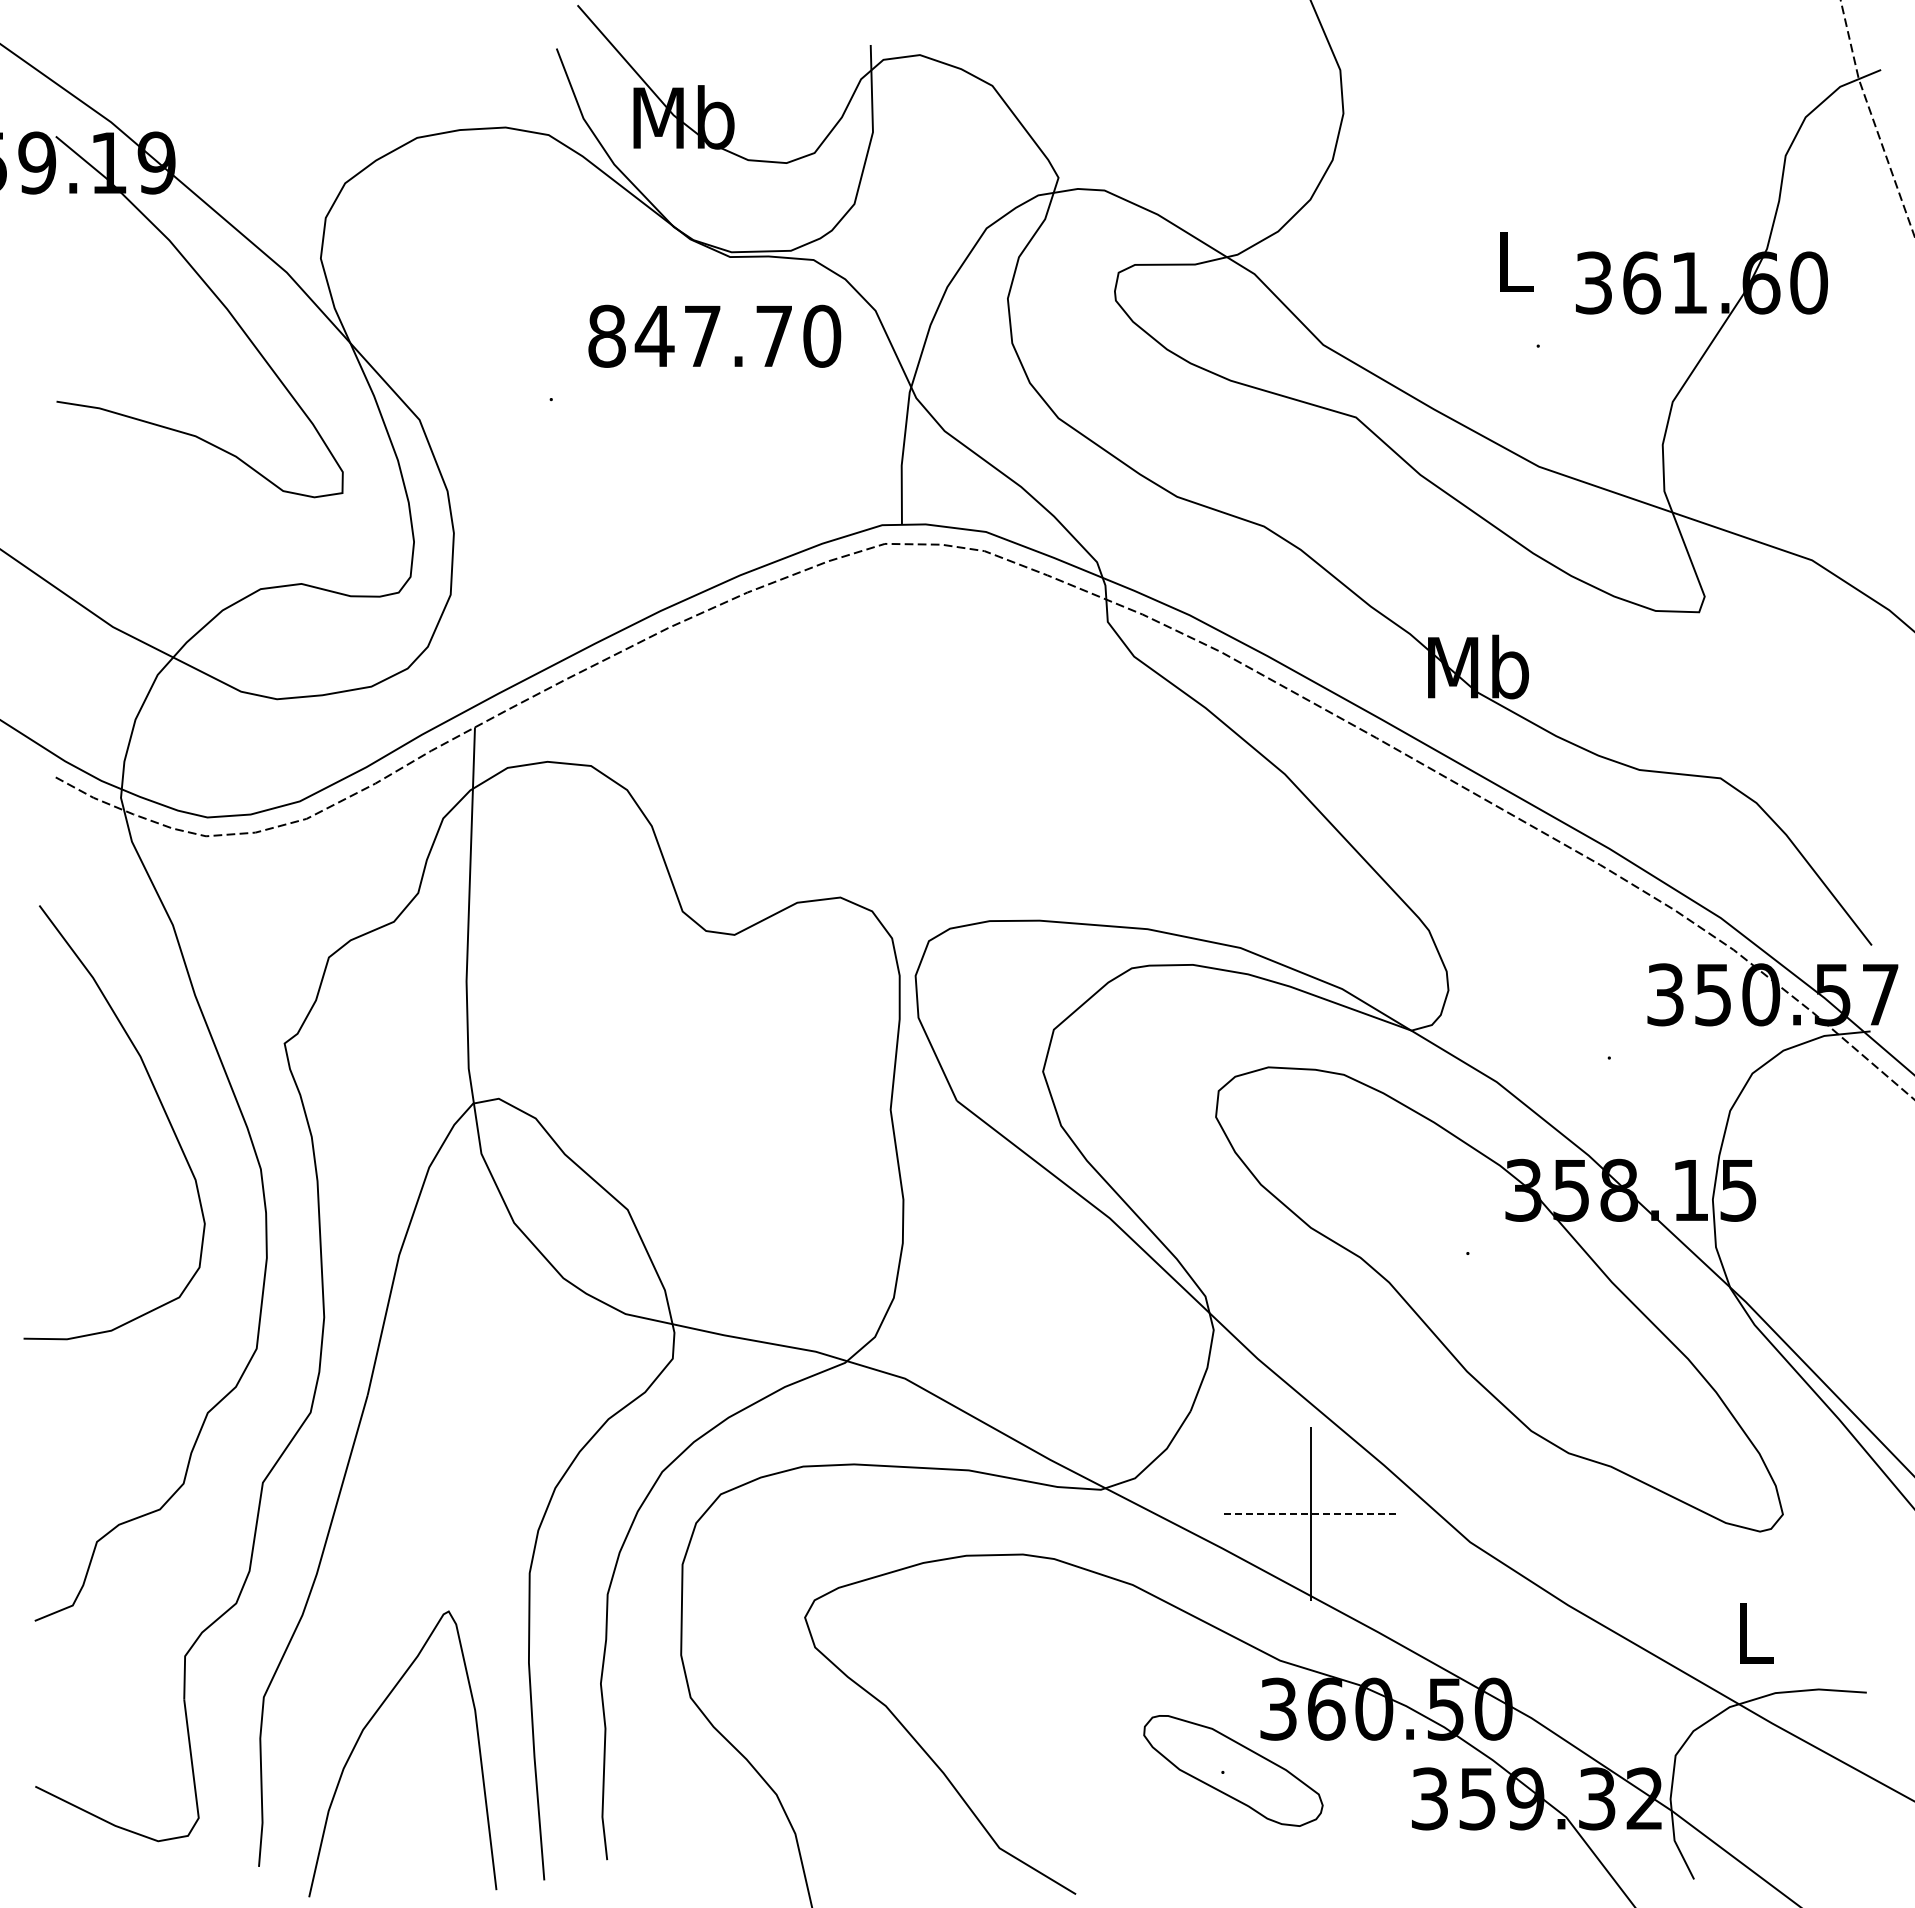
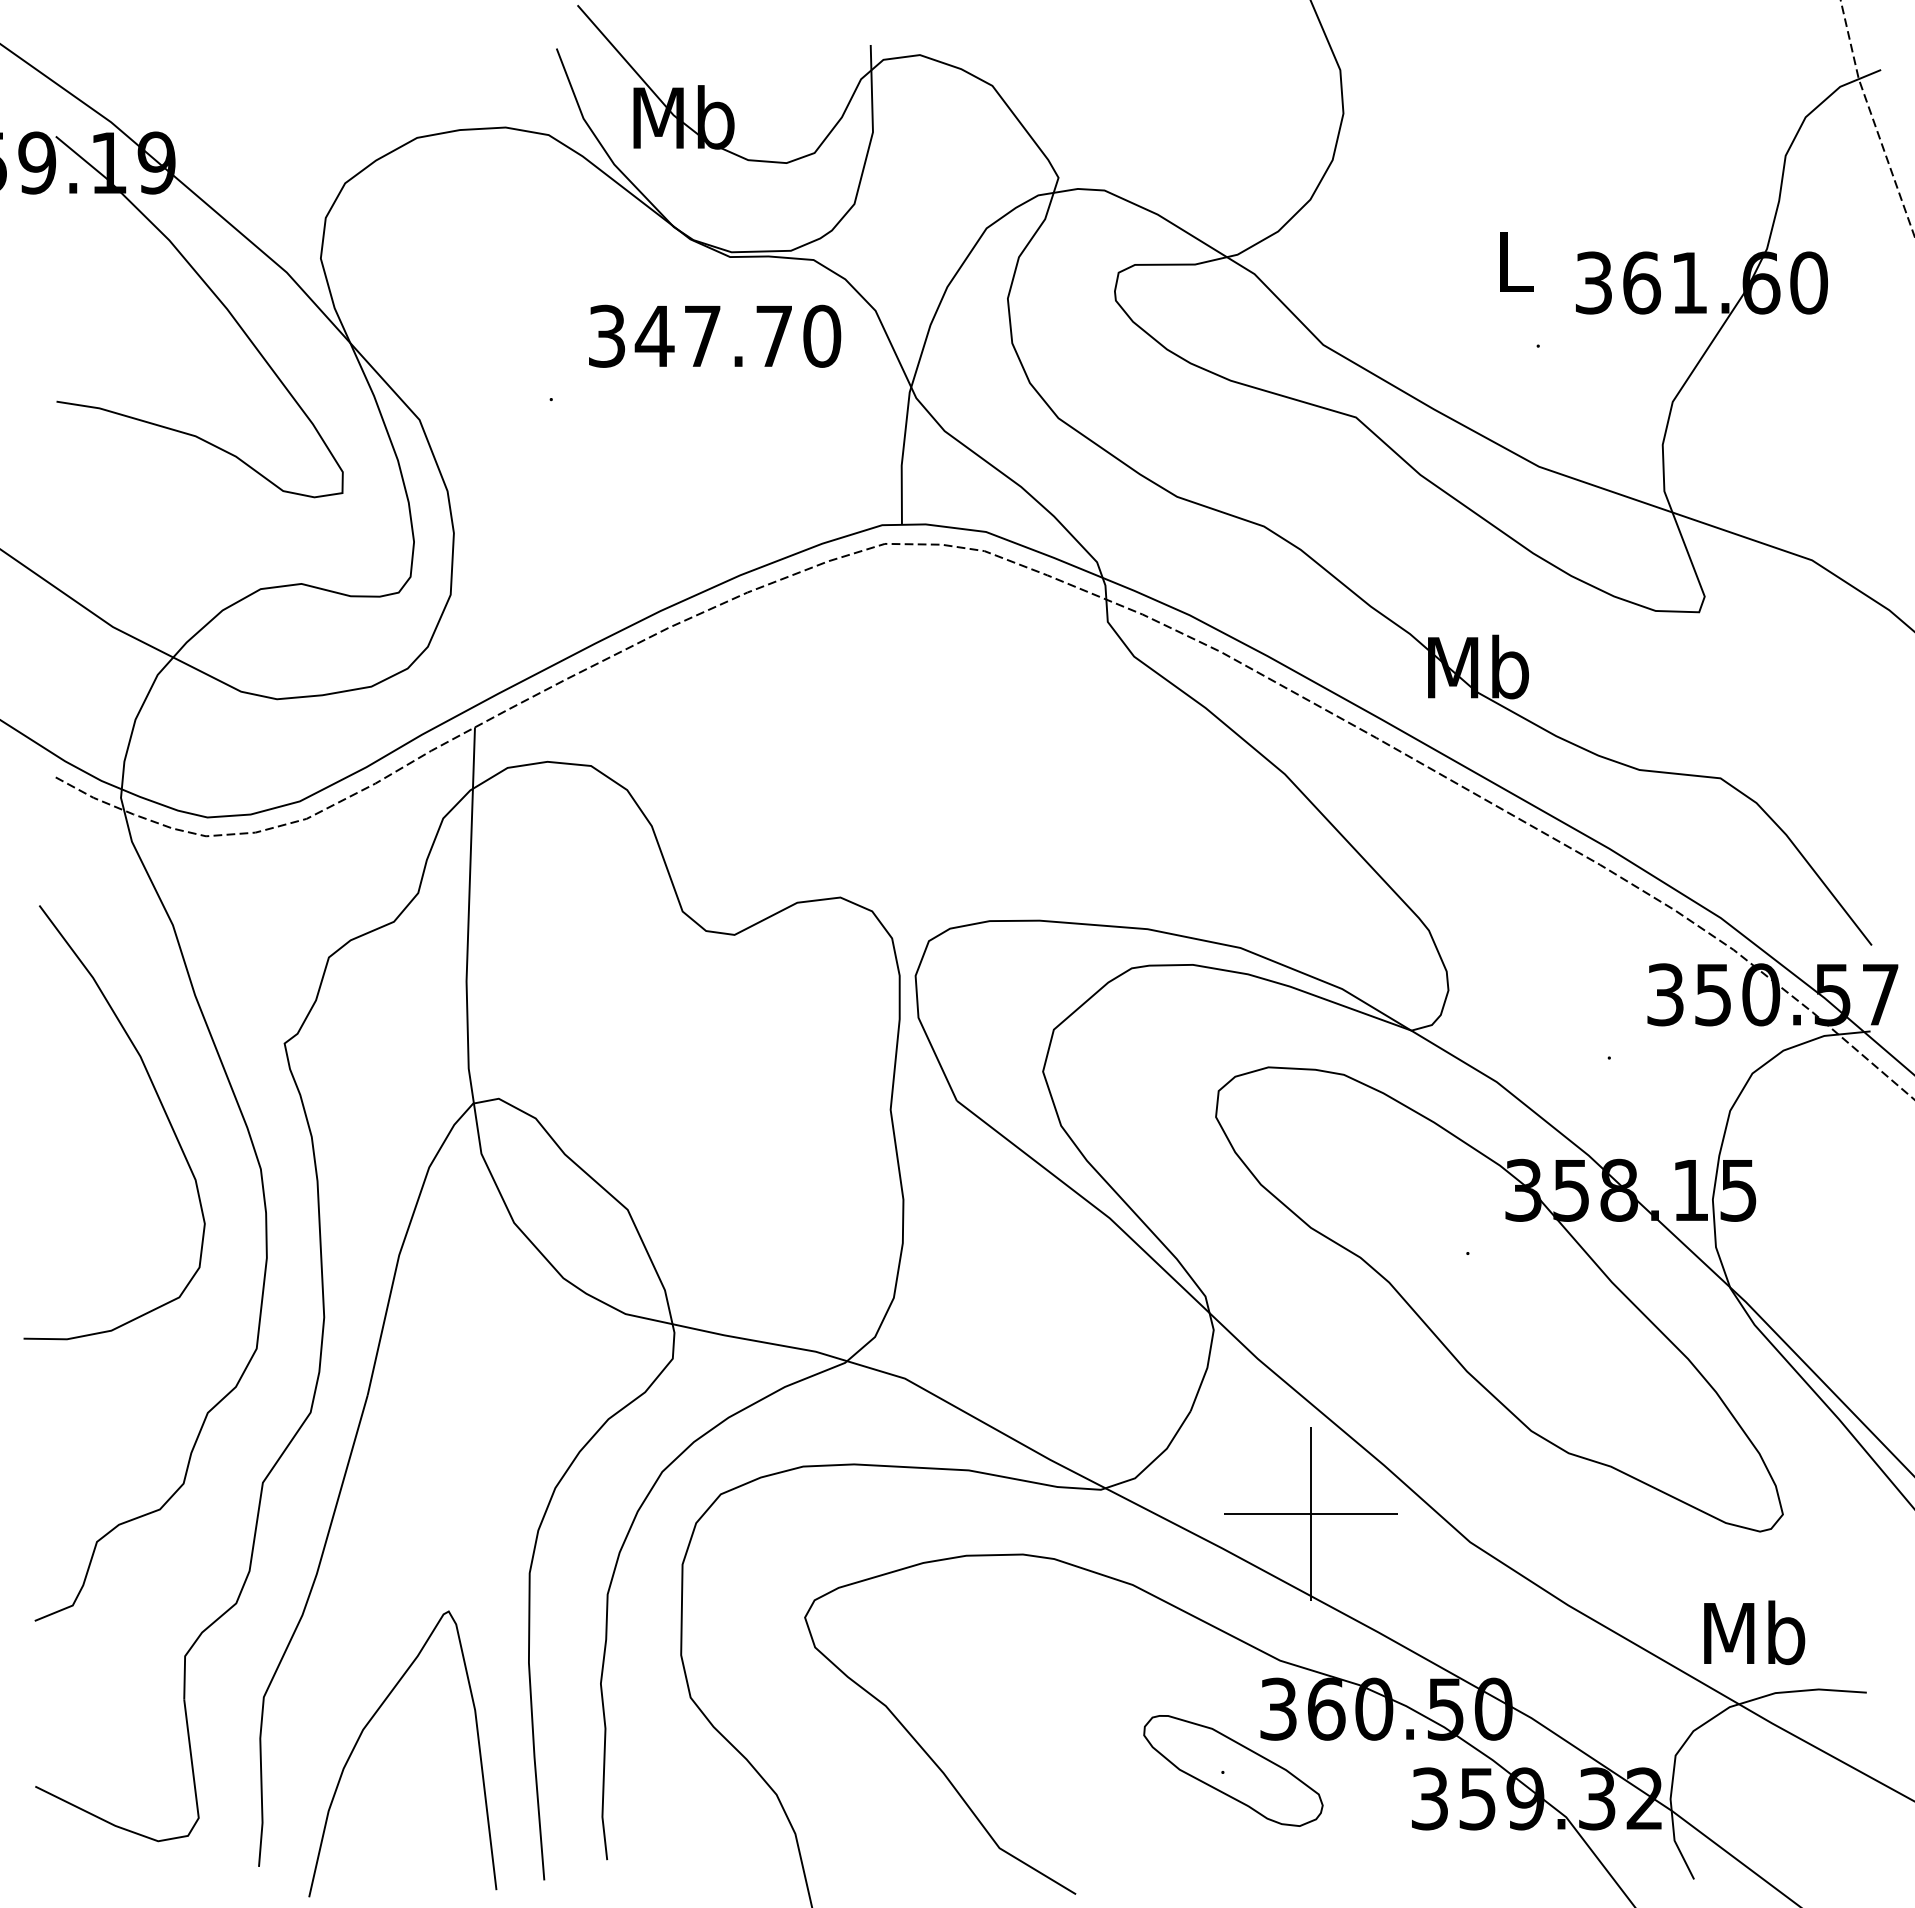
text: 847.70 -> 347.70 (606, 335)
line: dashed -> solid (1311, 1514)
text: L -> Mb (1754, 1632)
